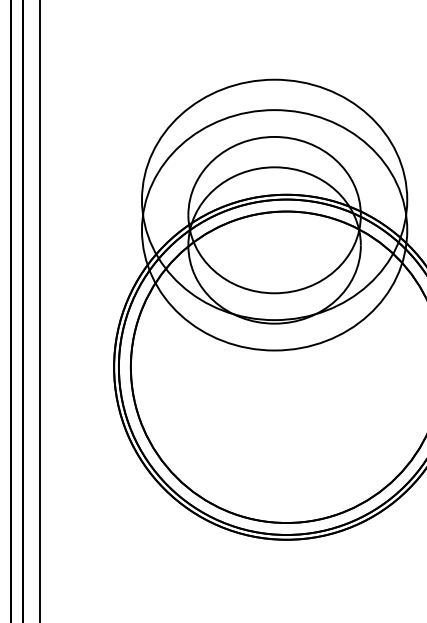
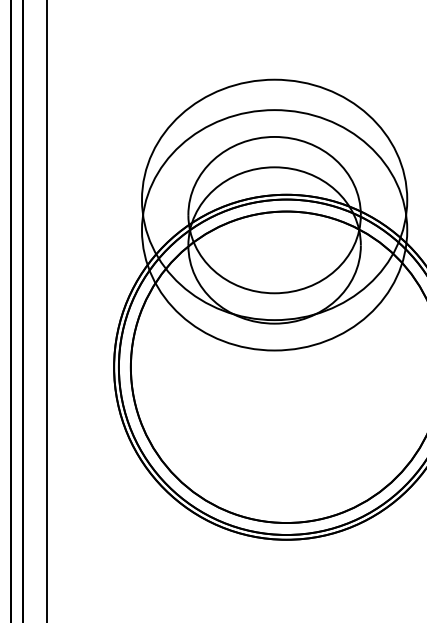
line position: (39, 310) -> (46, 310) (46, 310)
